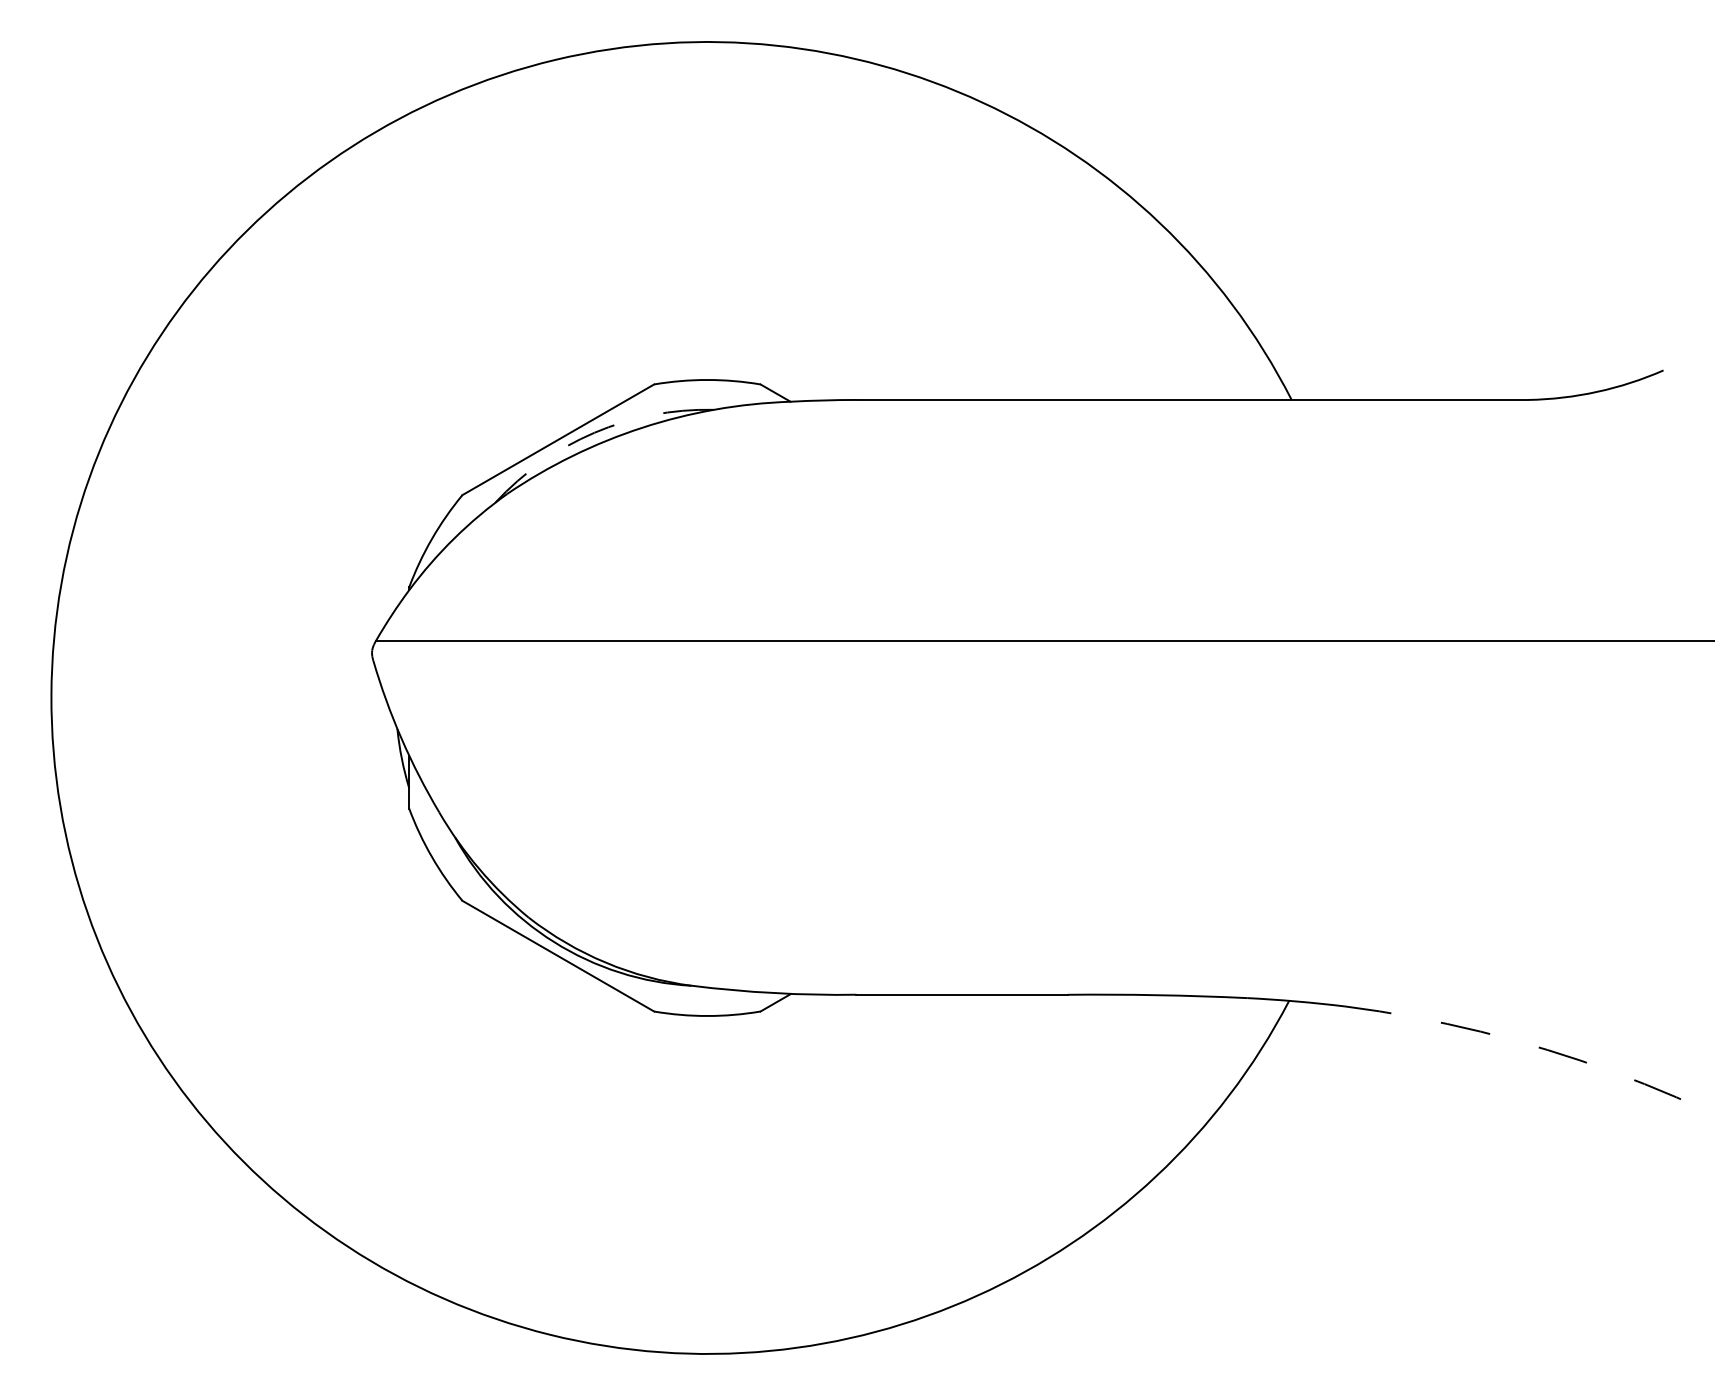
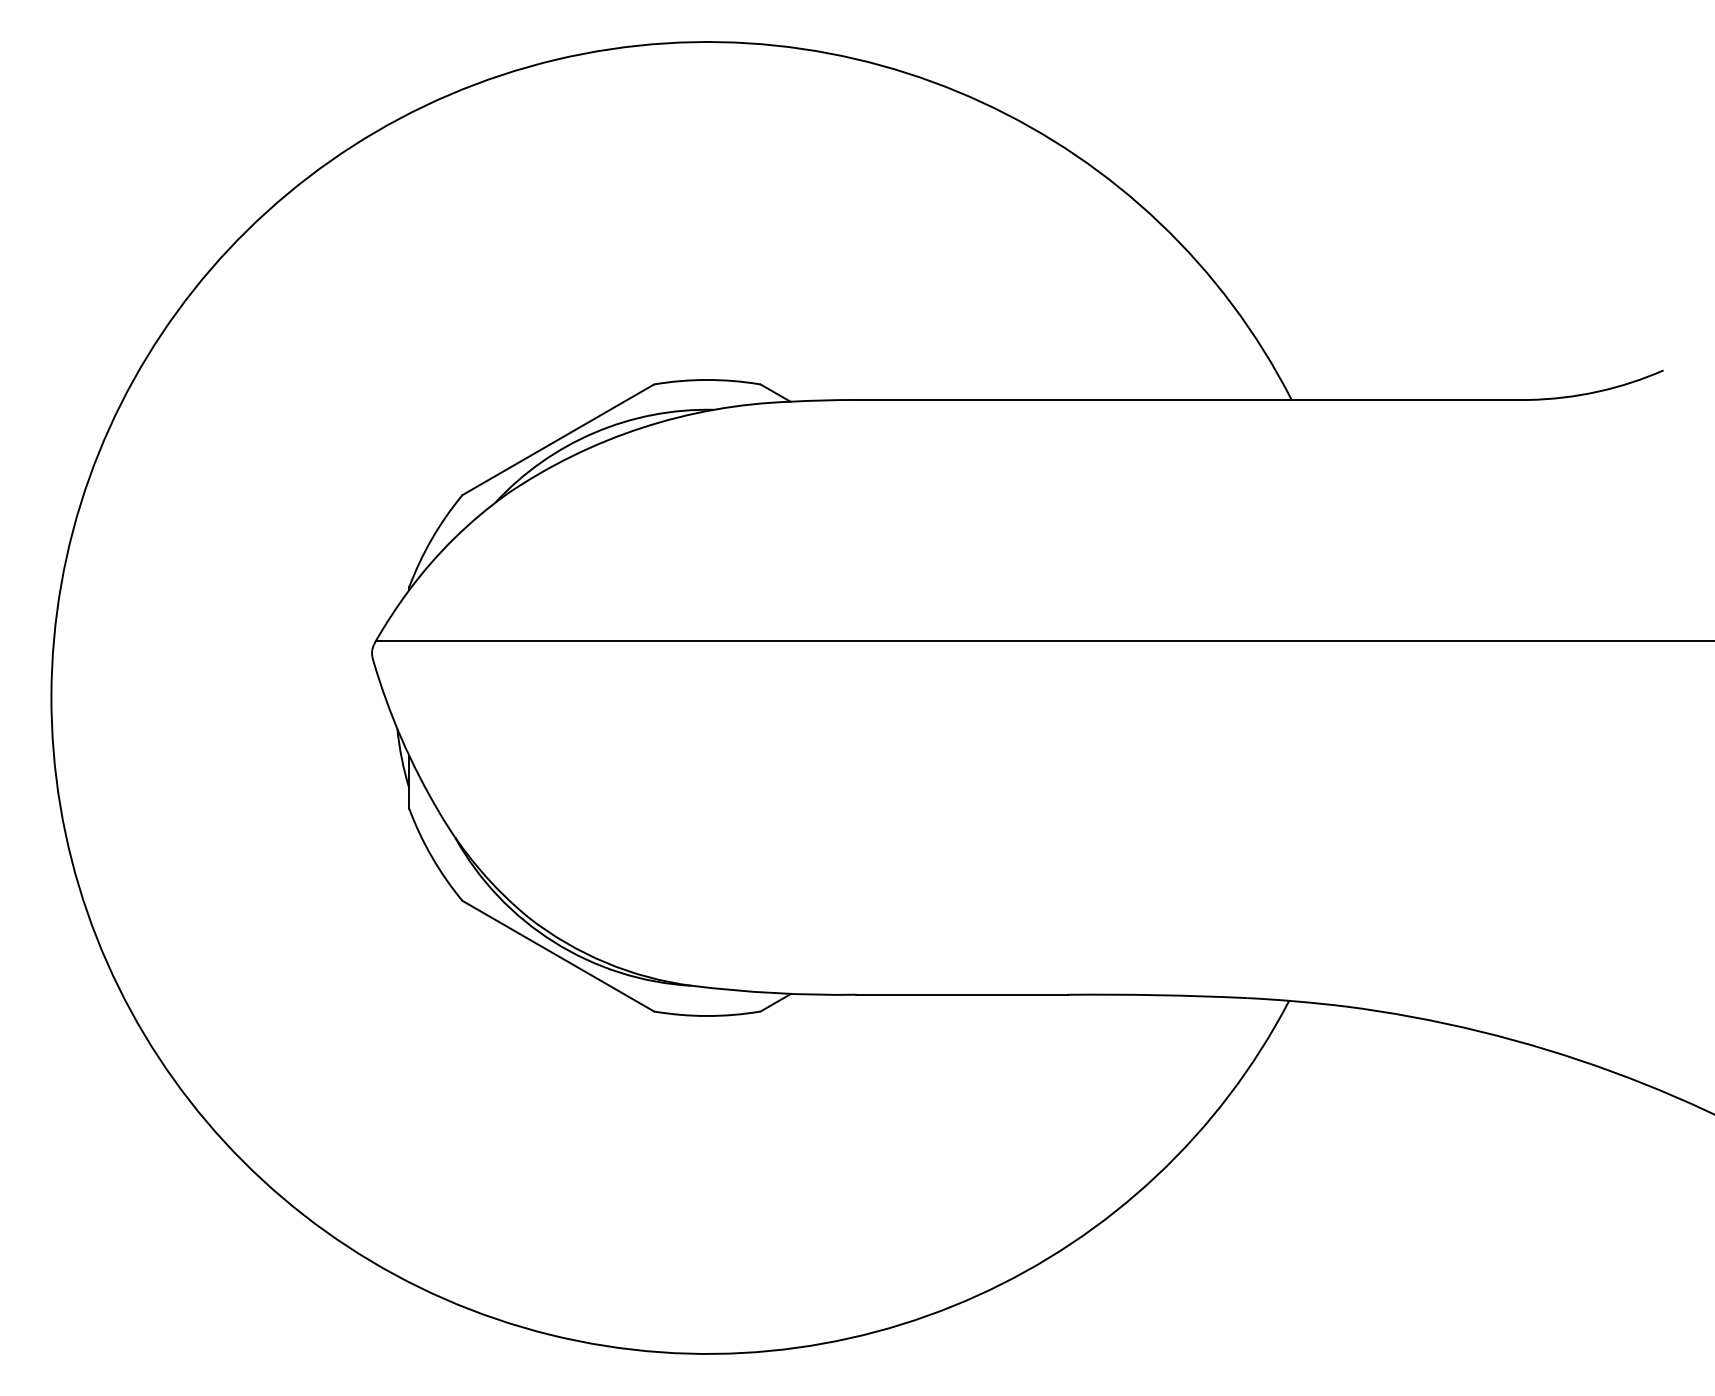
arc: dashed -> solid (594, 432)
arc: dashed -> solid (1534, 1046)
